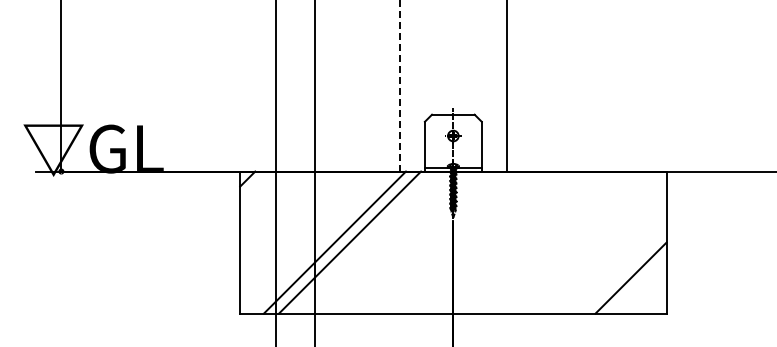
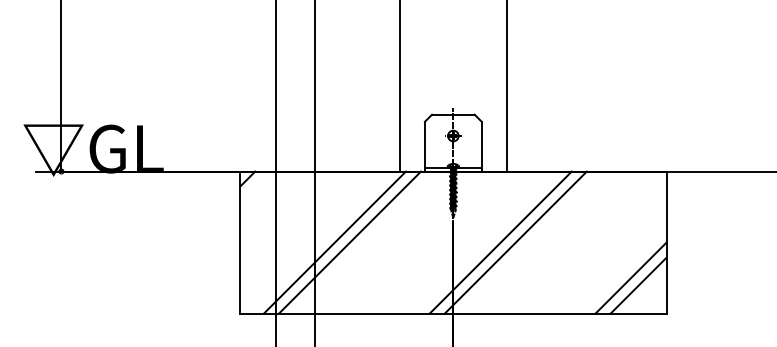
line: dashed -> solid (400, 85)
line: none -> present (500, 242)
line: none -> present (515, 242)
line: none -> present (638, 285)
